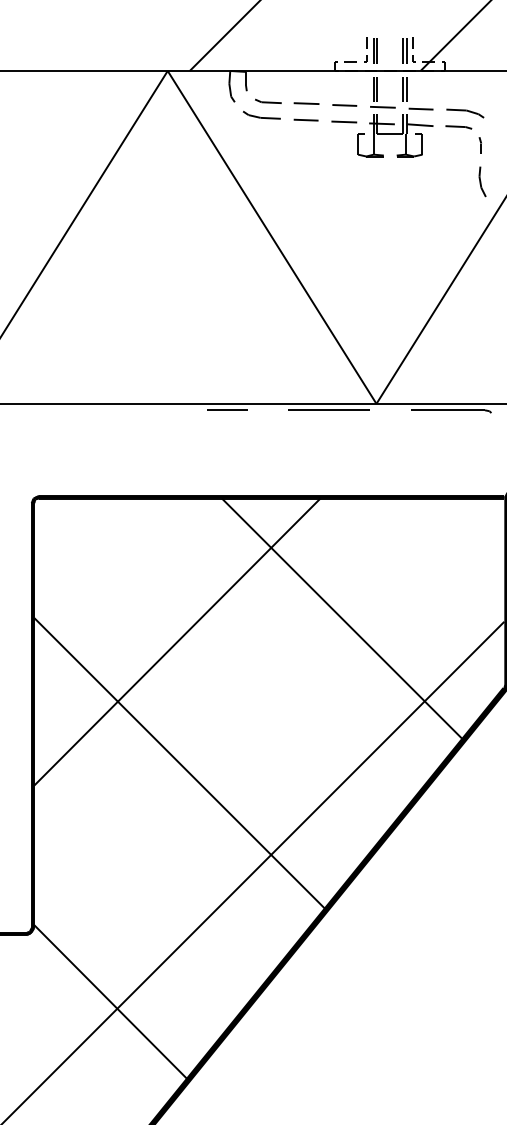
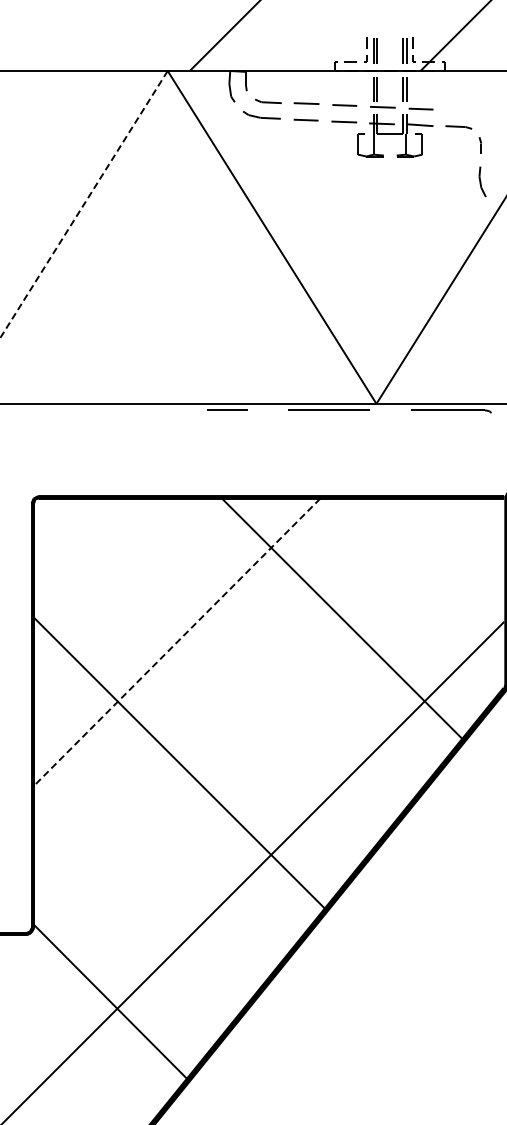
part: present -> none (465, 113)
line: solid -> dashed (83, 204)
line: solid -> dashed (177, 642)
